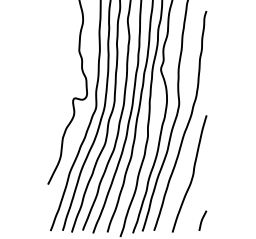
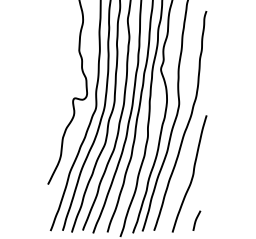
curve position: (202, 220) -> (196, 220) (196, 220)
